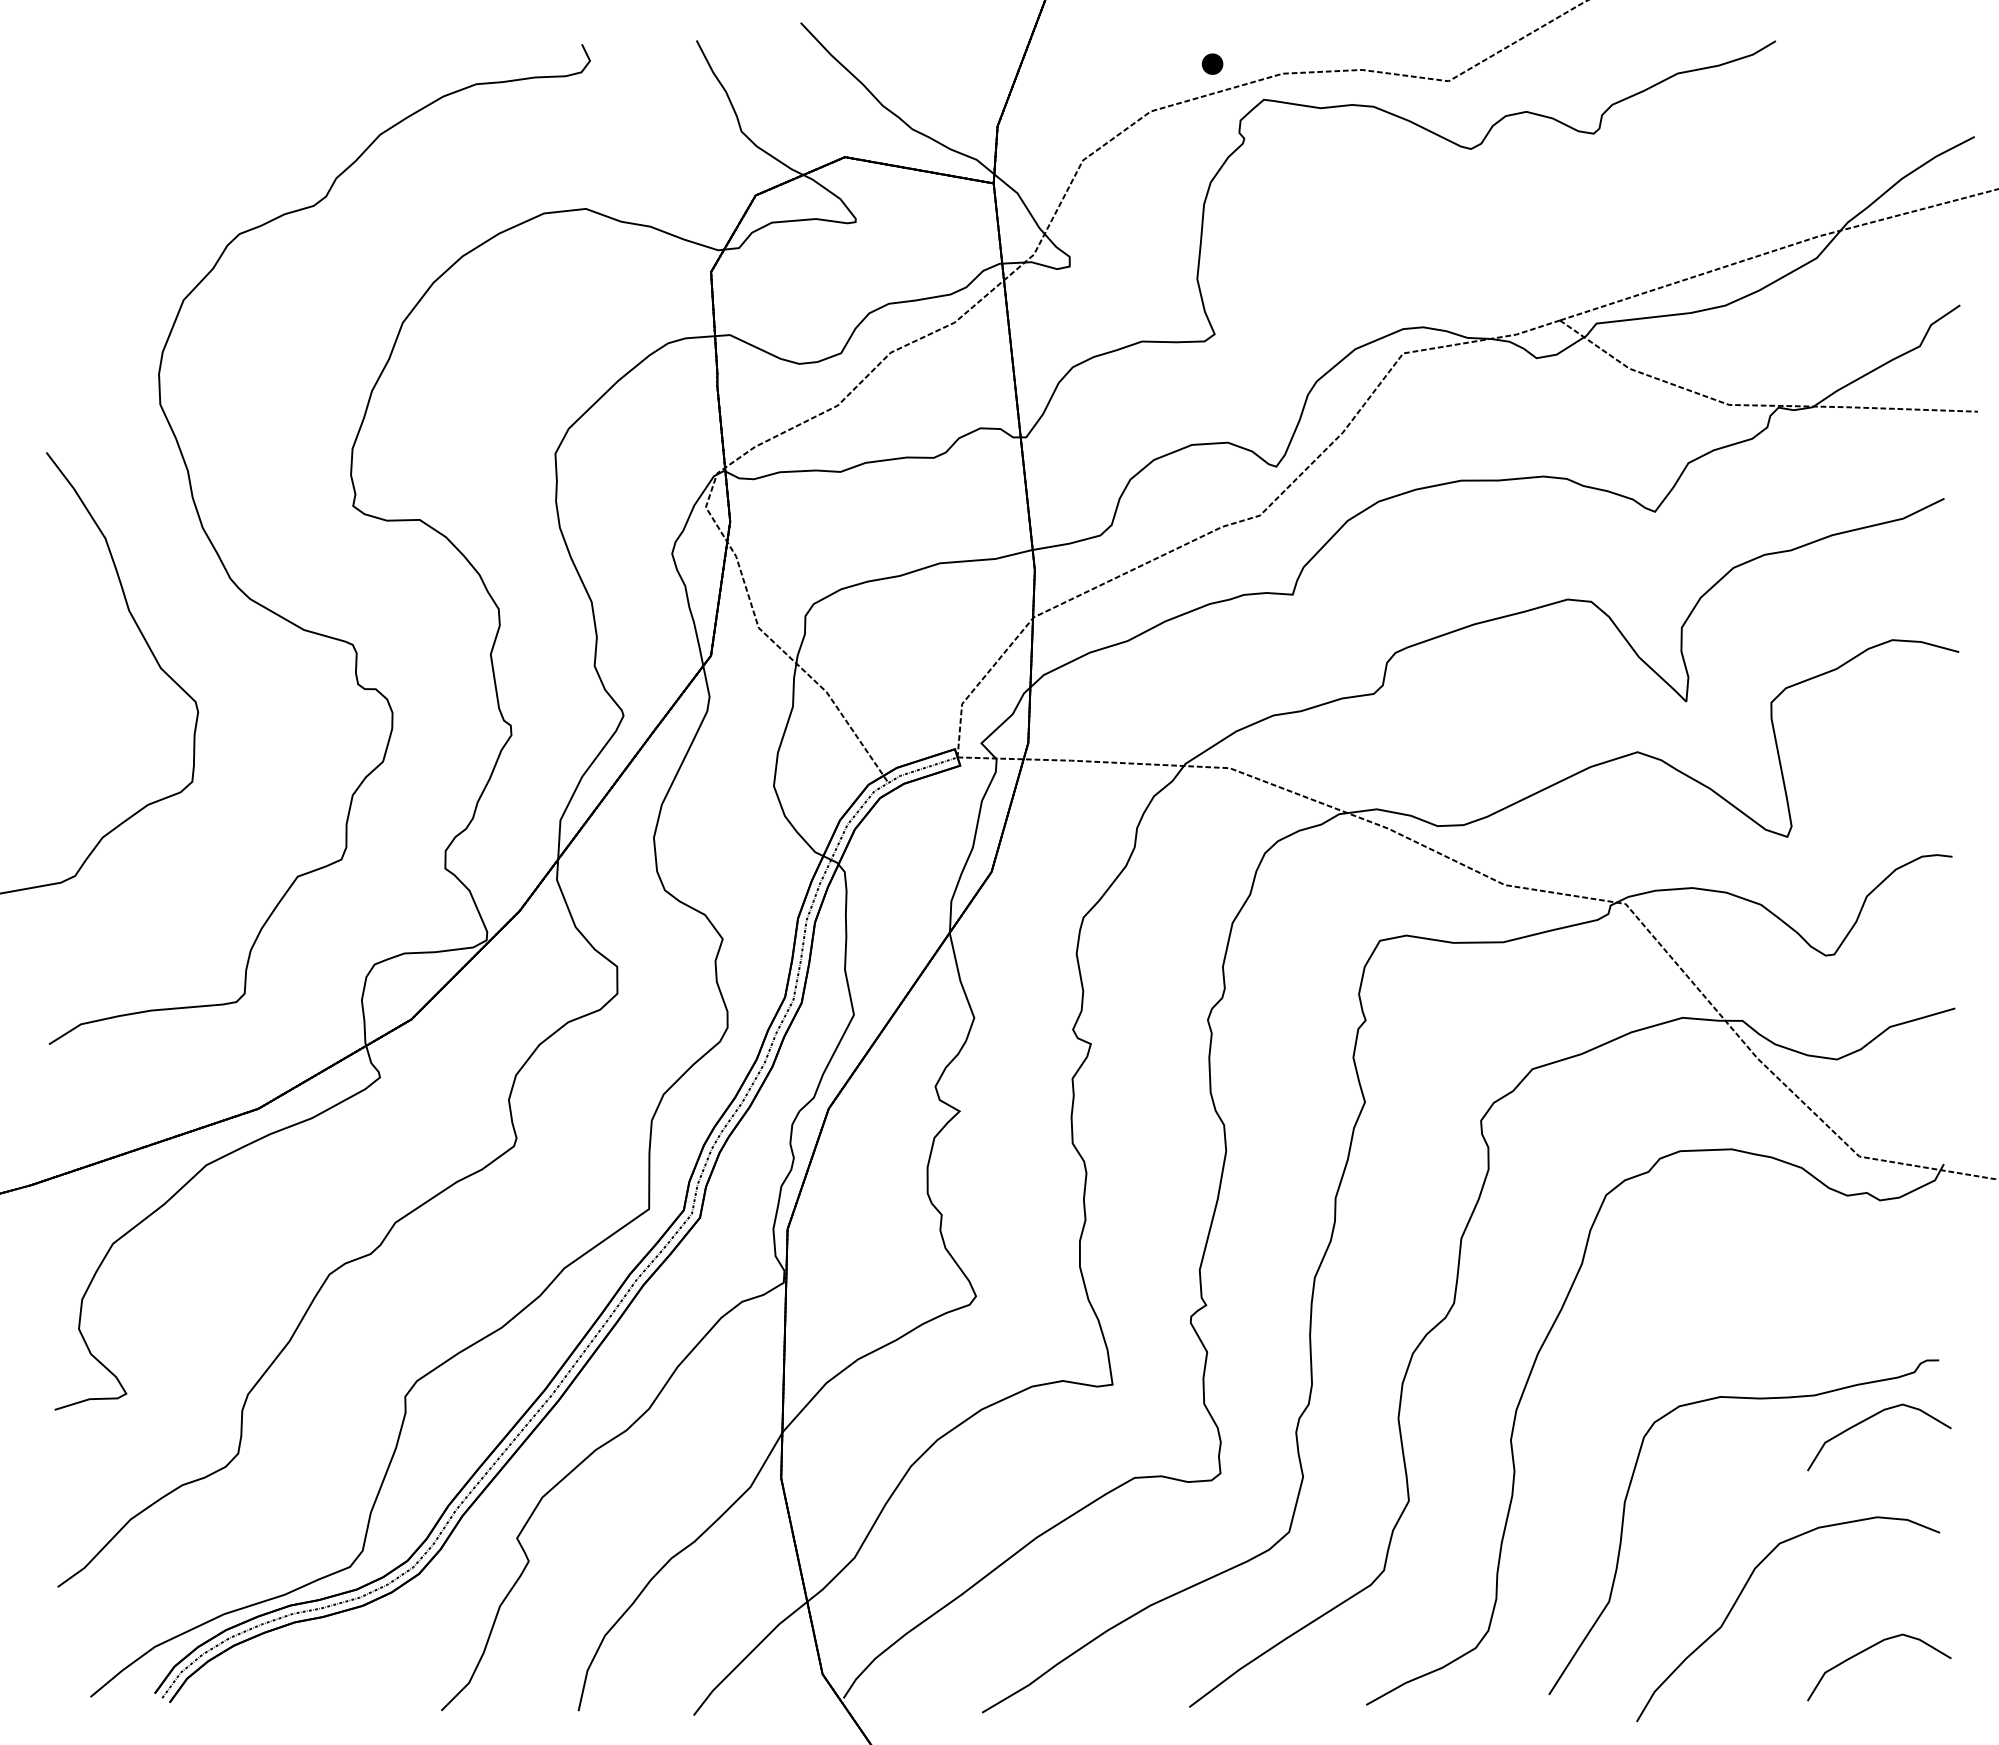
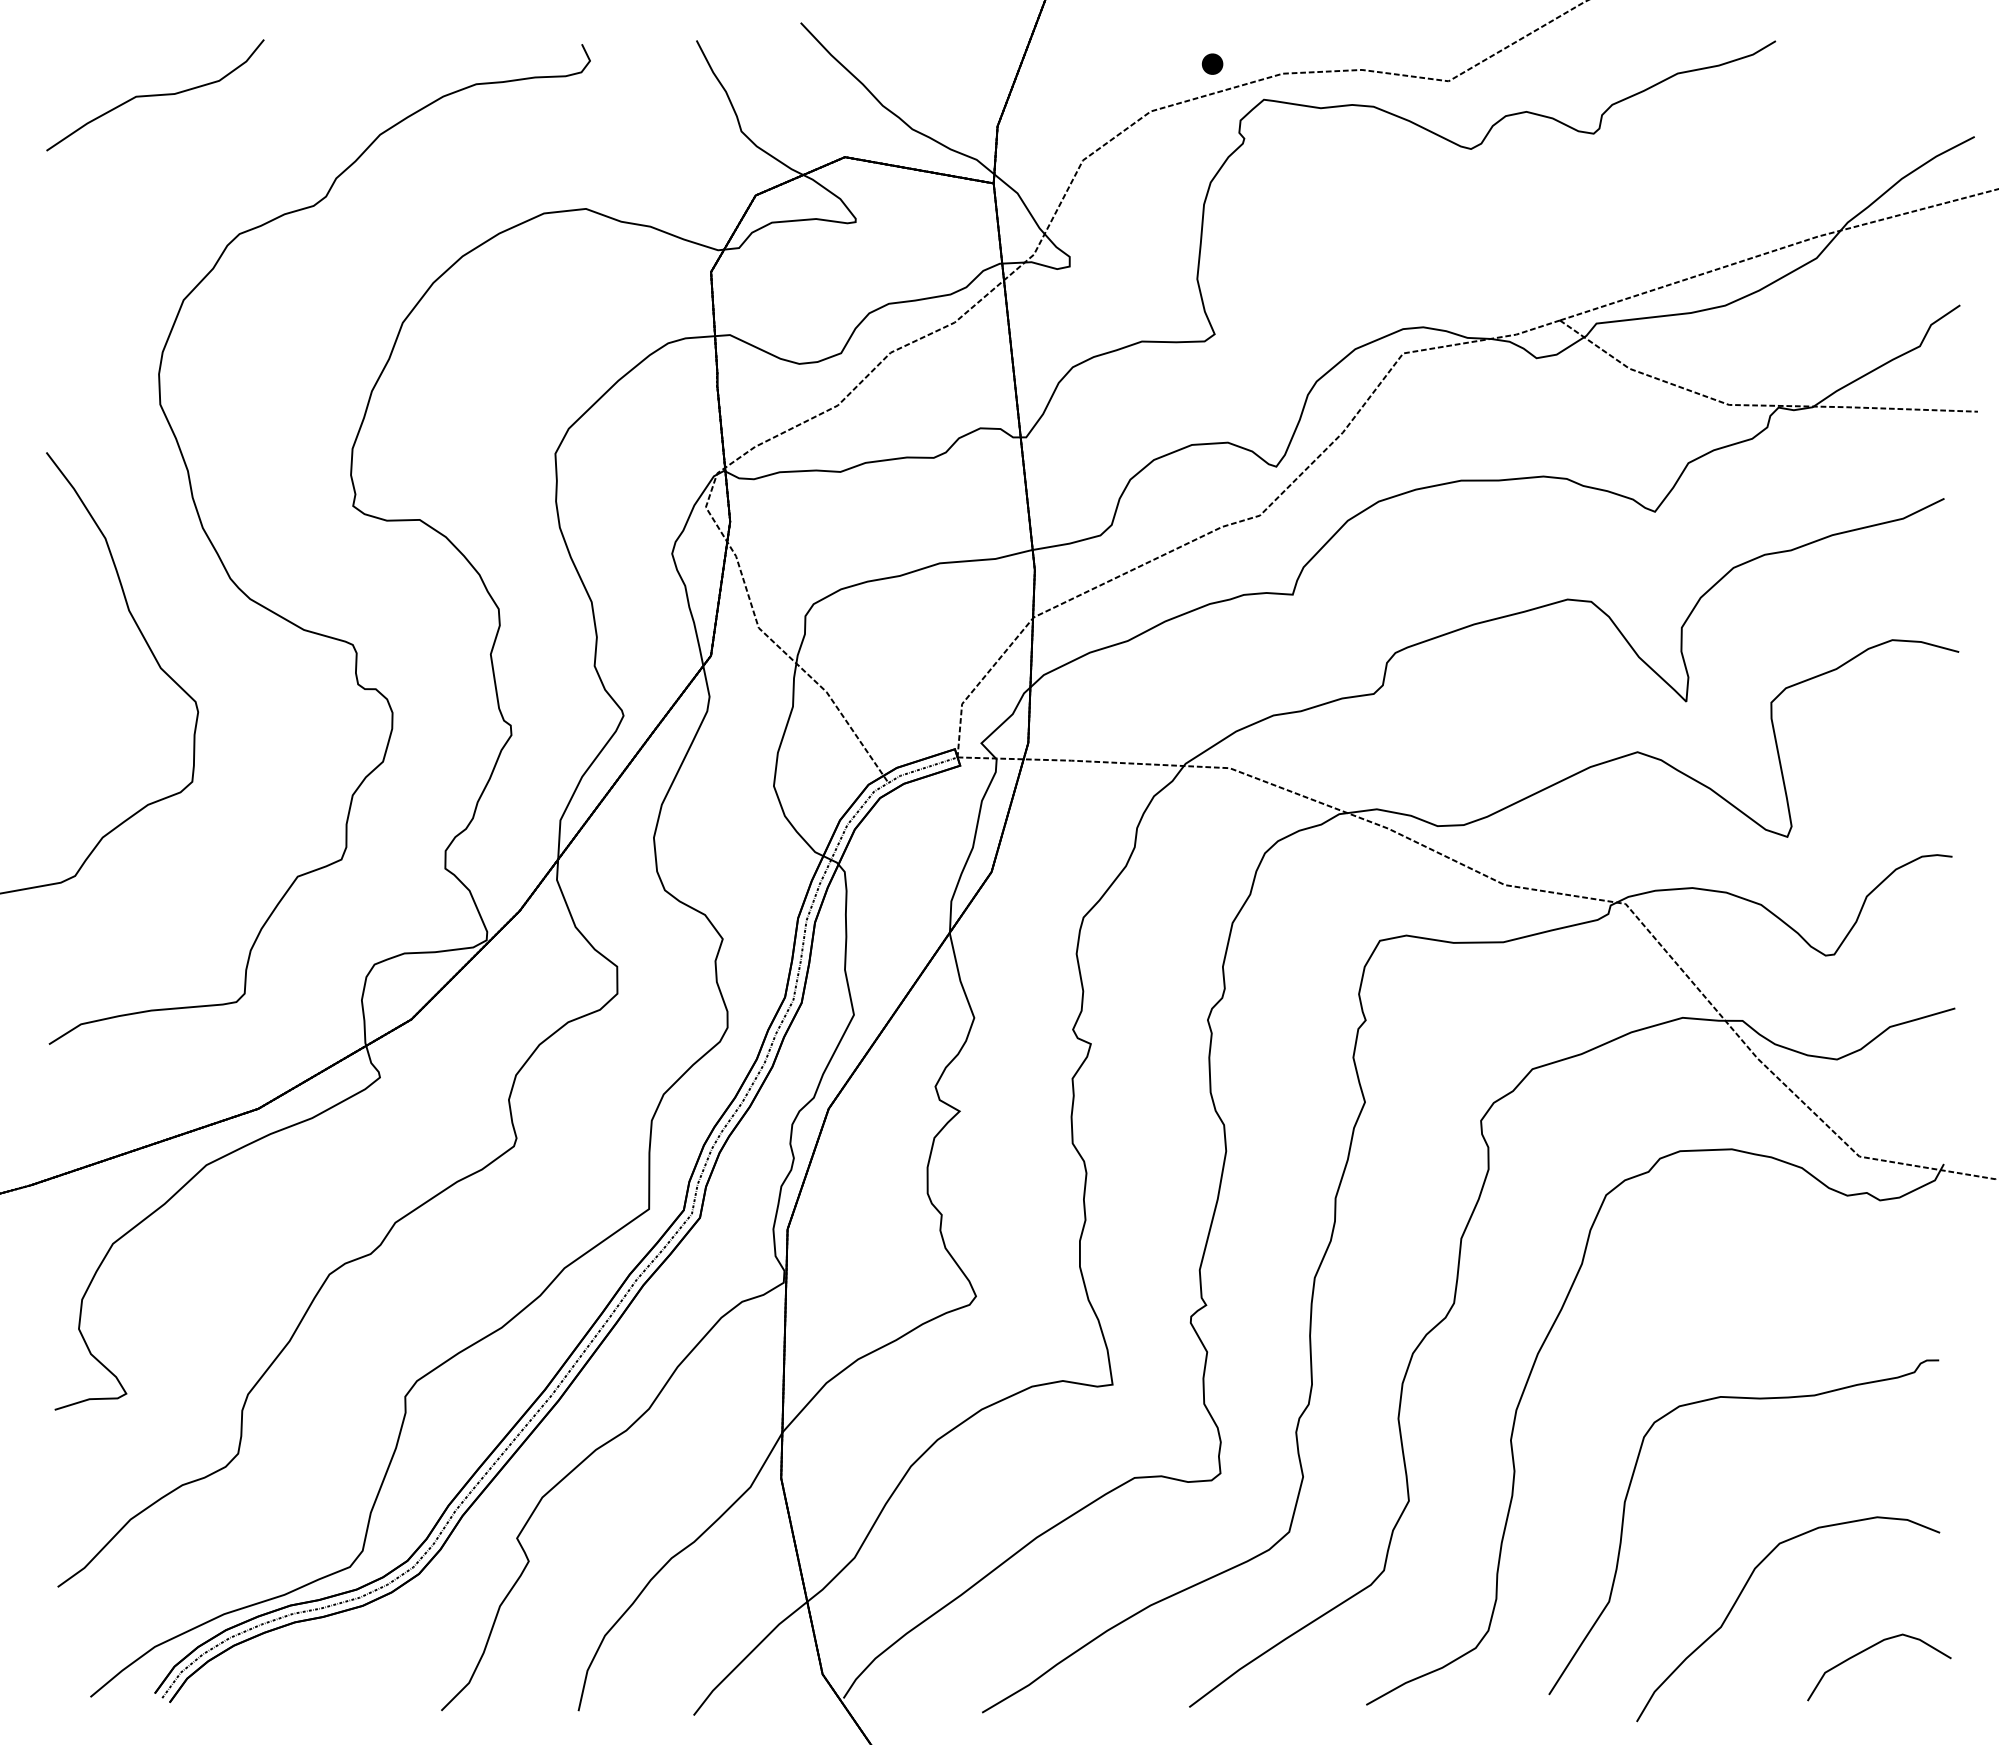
curve: none -> present (155, 95)
part: present -> none (1870, 1418)
